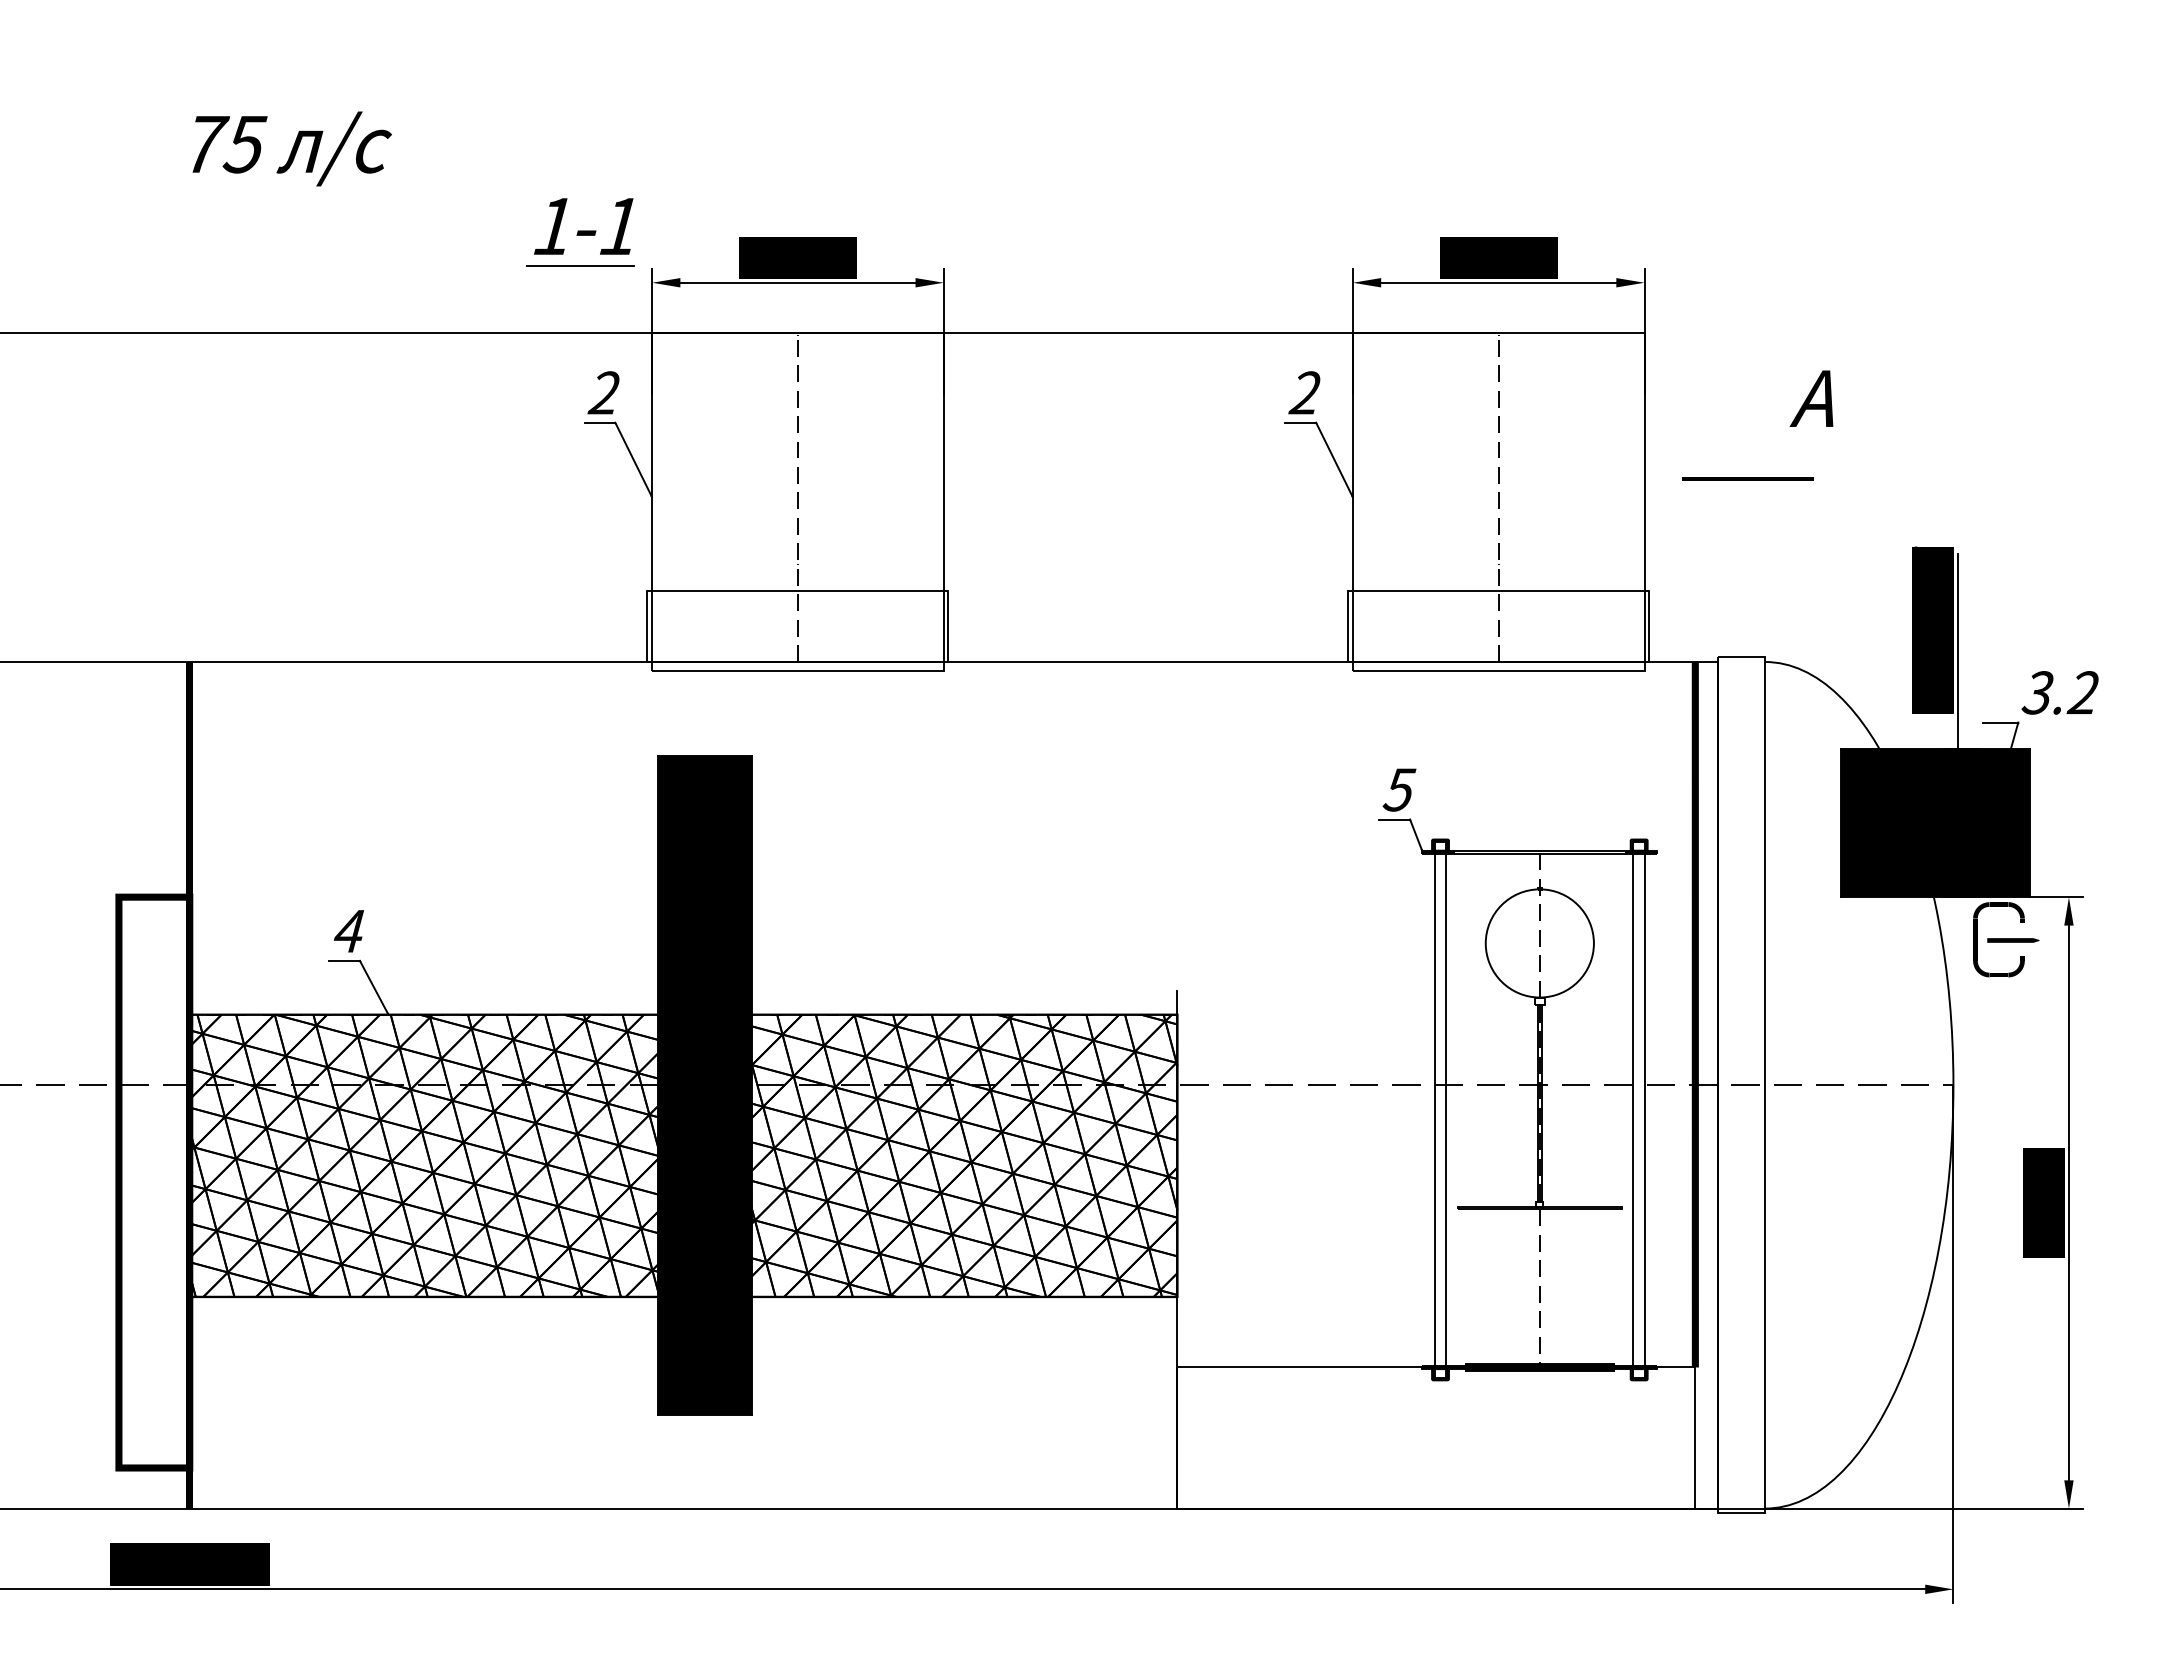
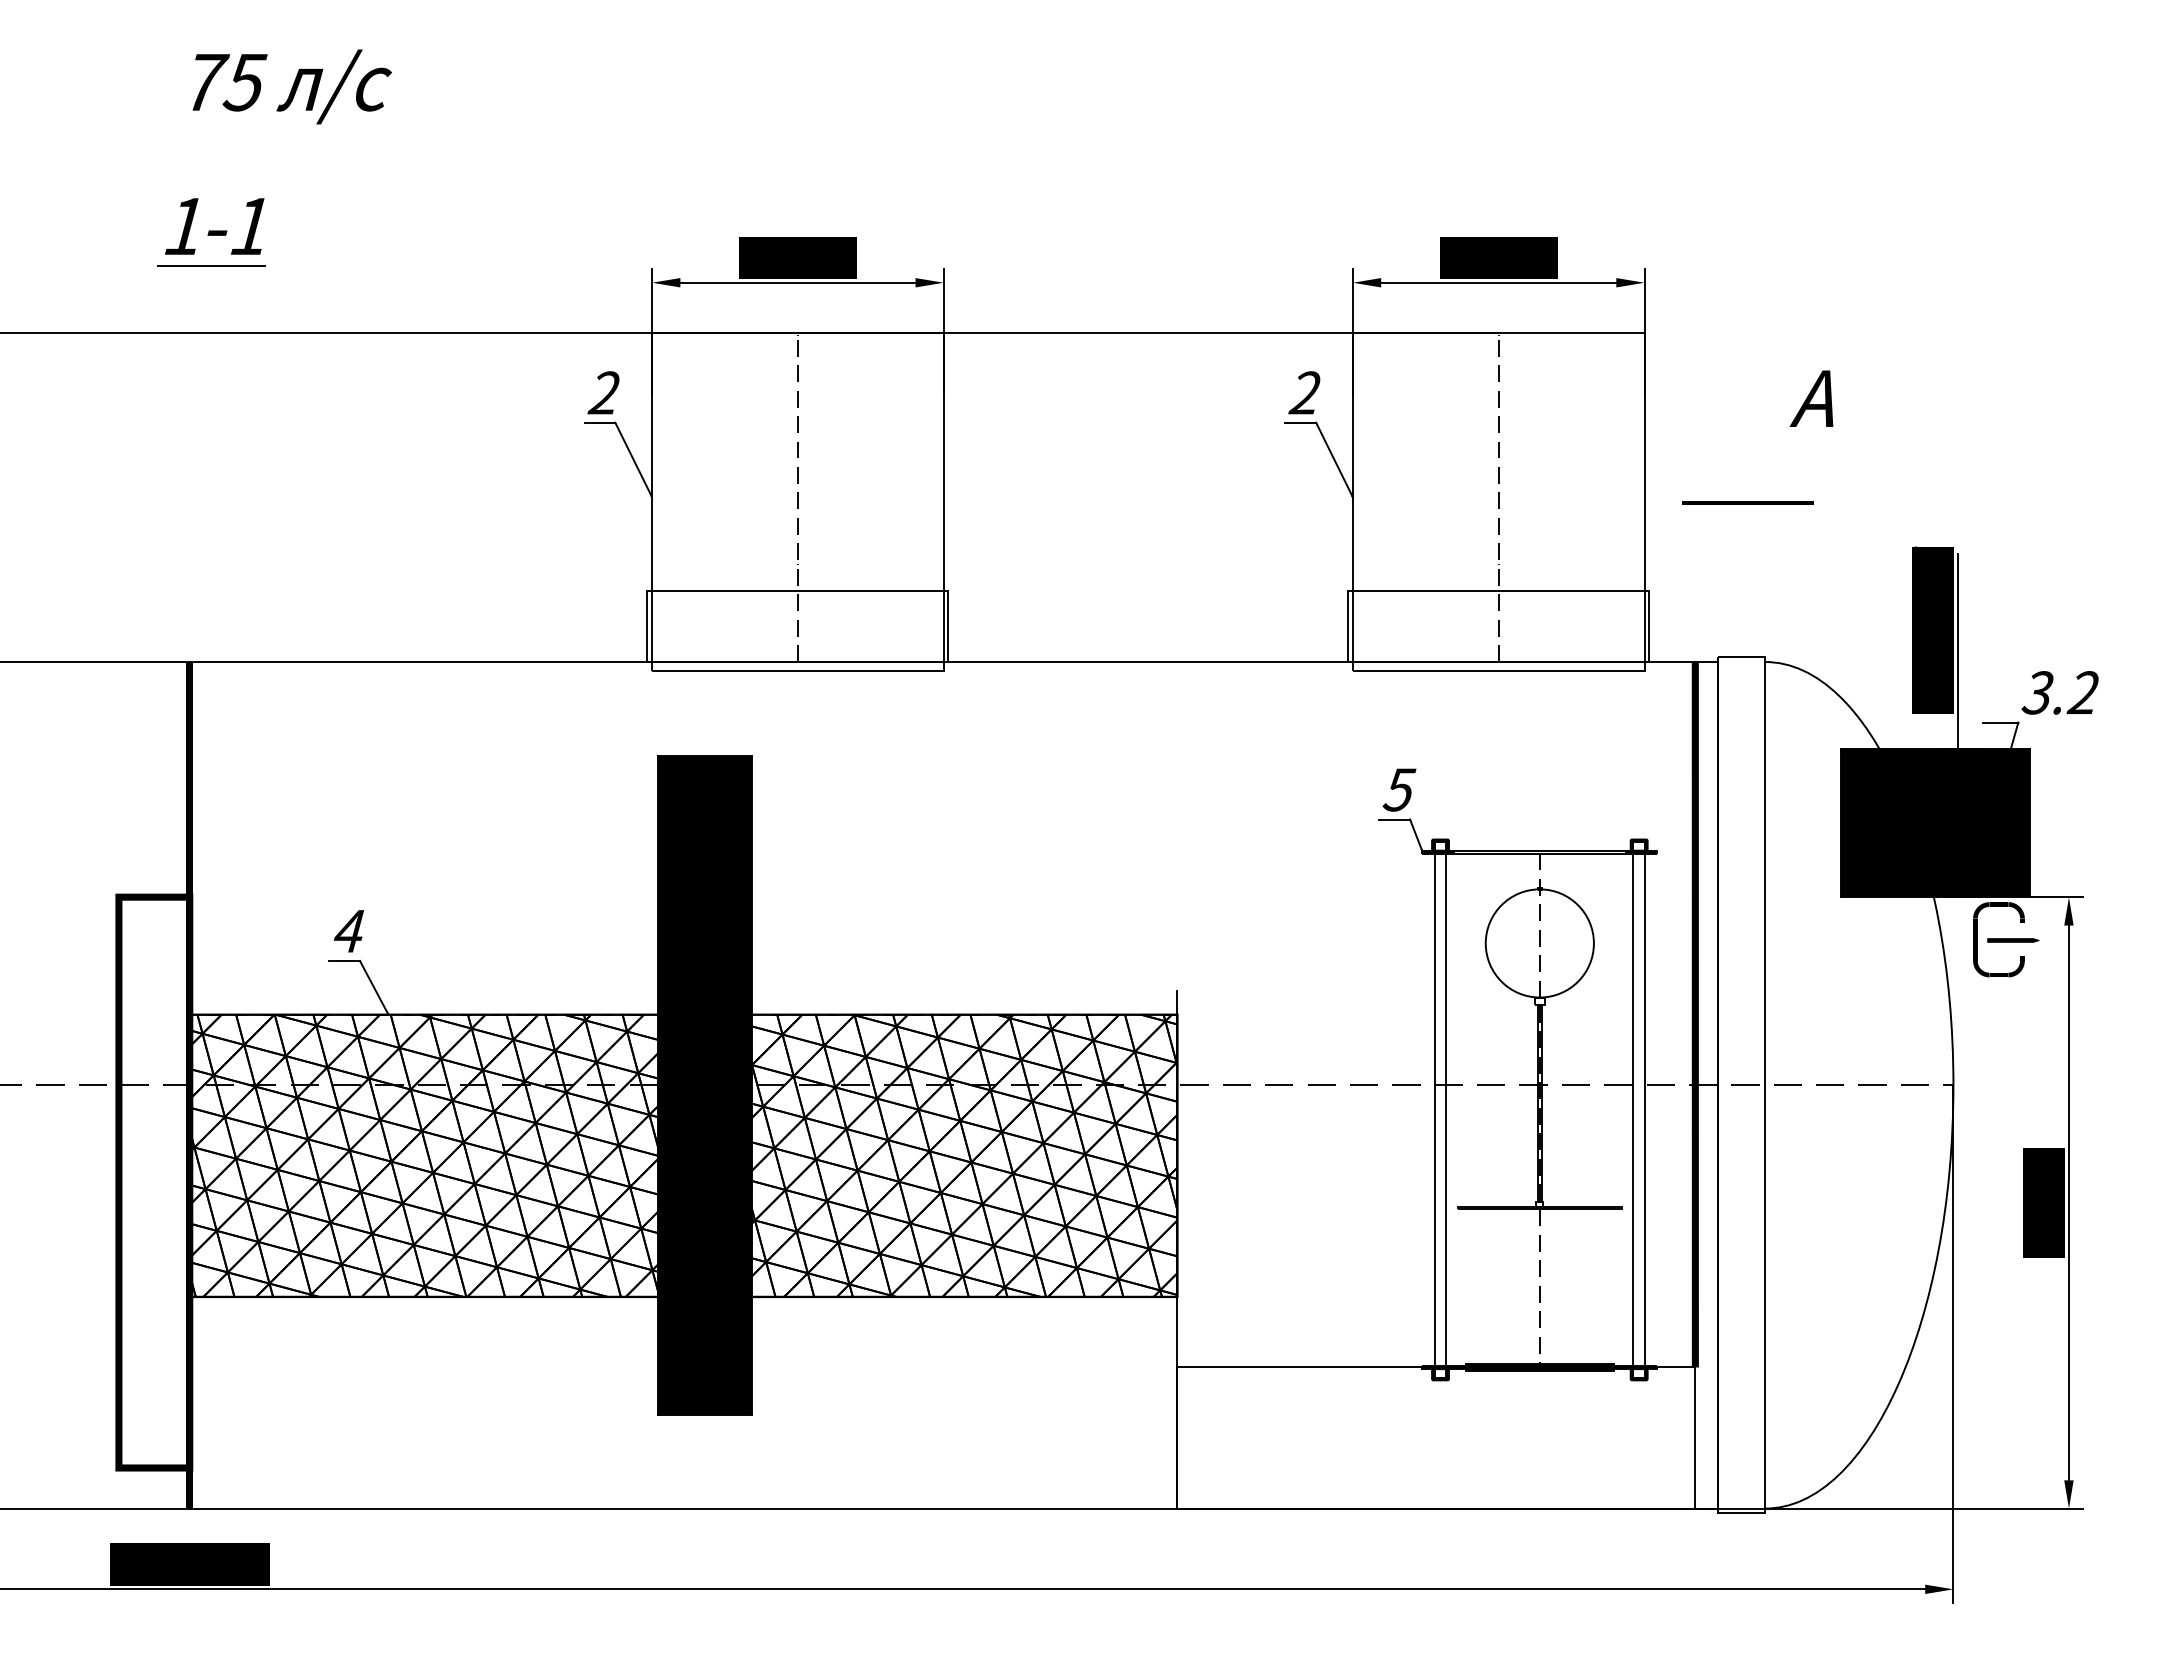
text position: (291, 148) -> (291, 86) (291, 86)
part position: (580, 232) -> (211, 232) (211, 232)
line position: (1747, 478) -> (1747, 502) (1747, 502)
